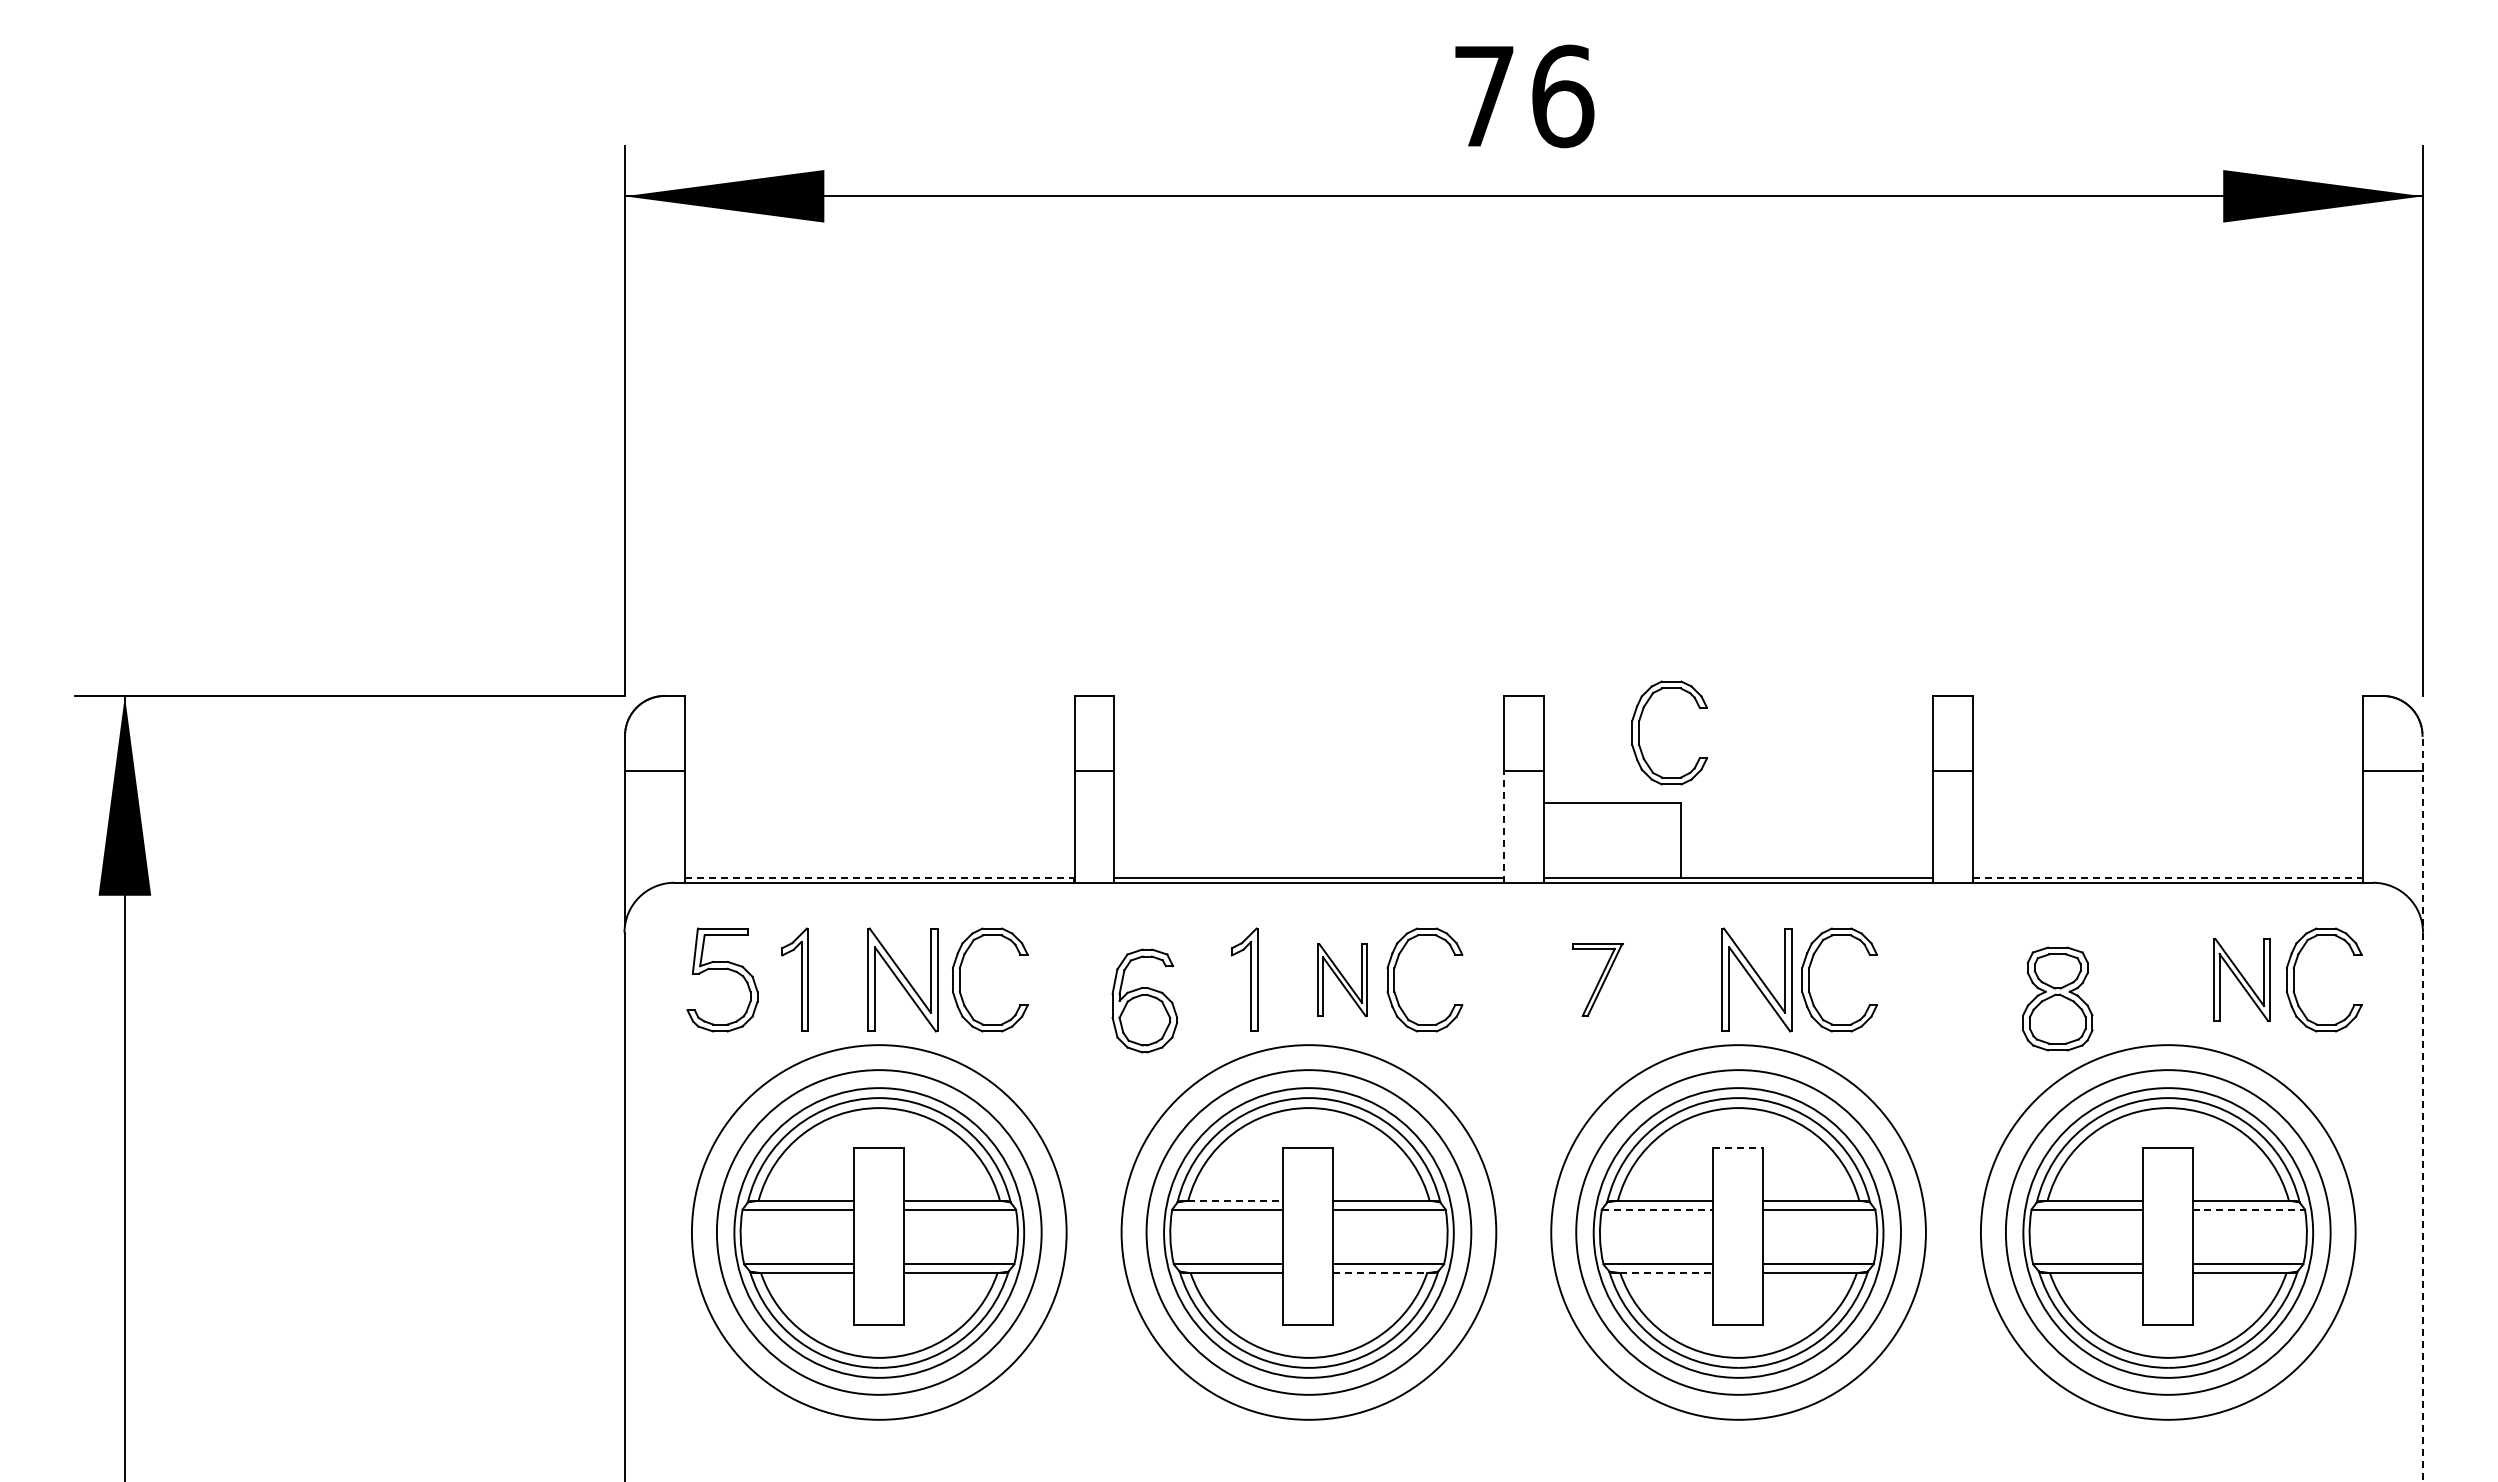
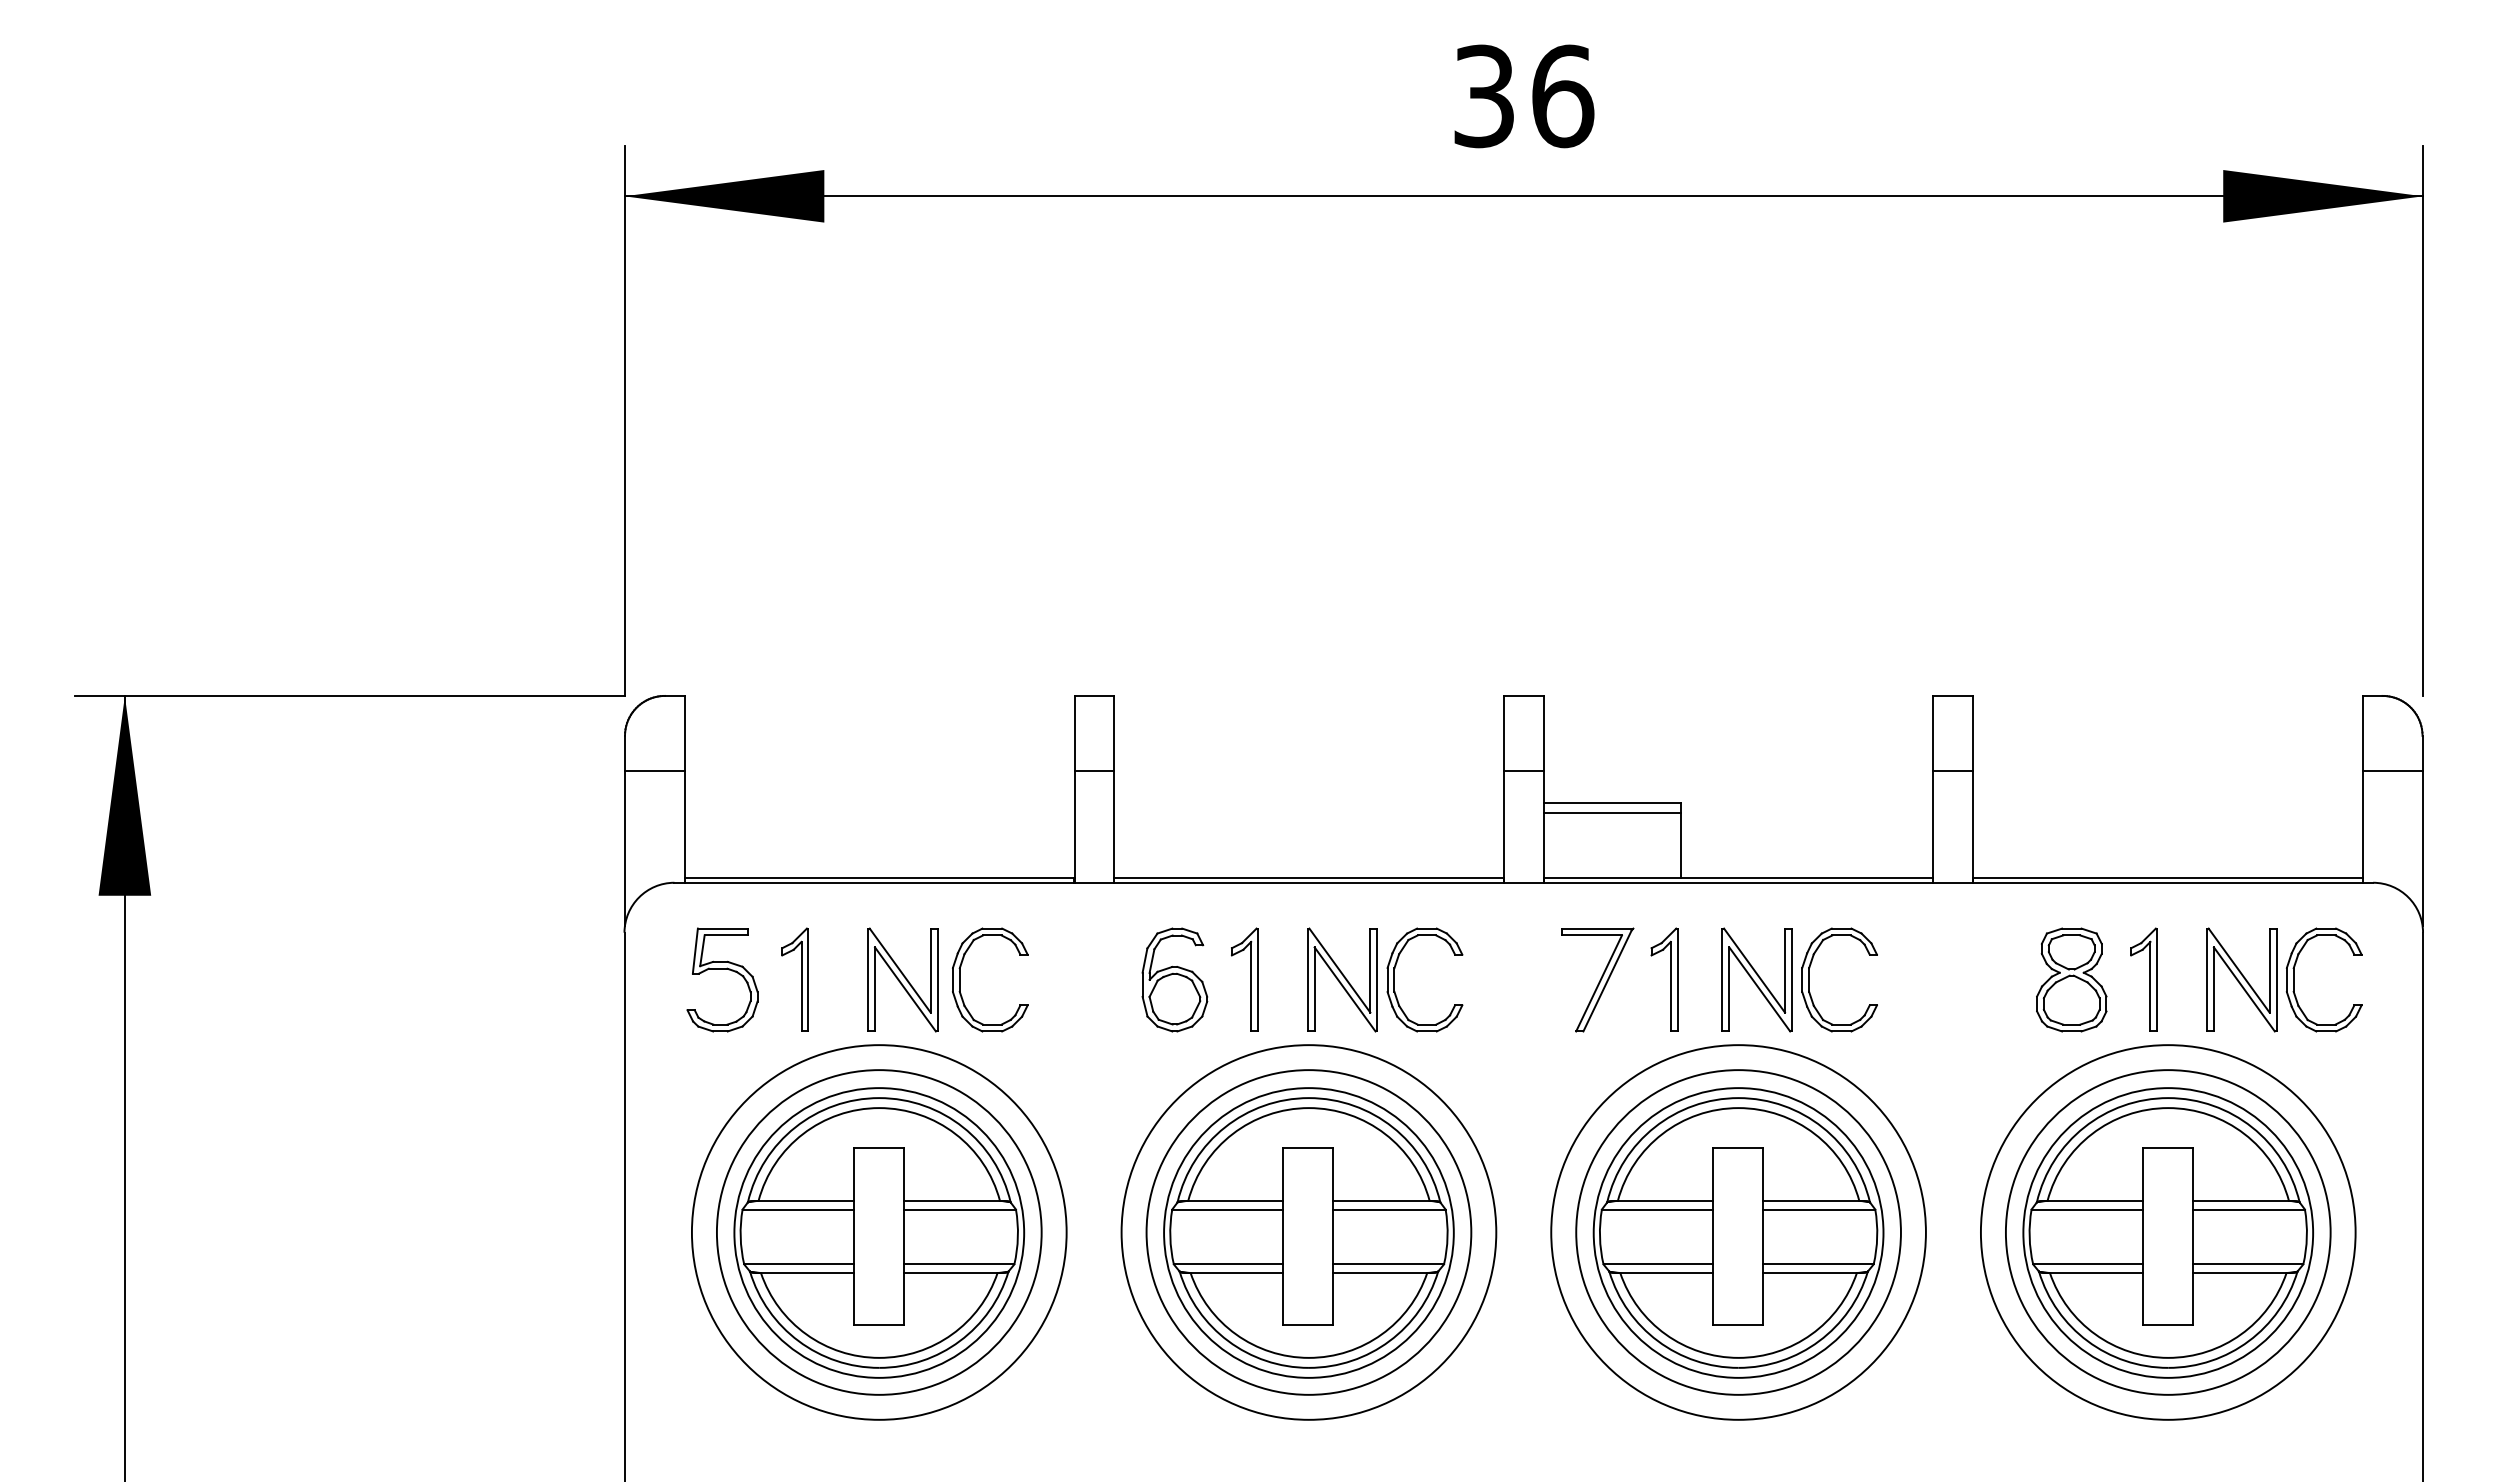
text: 76 -> 36 (1483, 96)
part: present -> none (1639, 732)
line: none -> present (1612, 813)
line: dashed -> solid (1503, 826)
line: dashed -> solid (2422, 830)
line: dashed -> solid (879, 878)
line: dashed -> solid (2168, 878)
part size: 52x74 px -> 74x106 px (1597, 979)
part: none -> present (1664, 979)
part: none -> present (2143, 979)
part size: 58x86 px -> 72x106 px (2241, 979)
part size: 51x75 px -> 71x106 px (1342, 979)
part position: (2057, 998) -> (2071, 979) (2071, 979)
part position: (1144, 1000) -> (1174, 979) (1174, 979)
line: dashed -> solid (1737, 1148)
line: dashed -> solid (1235, 1201)
line: dashed -> solid (2423, 1206)
line: dashed -> solid (1657, 1209)
line: dashed -> solid (2249, 1209)
line: dashed -> solid (1380, 1272)
line: dashed -> solid (1667, 1272)
